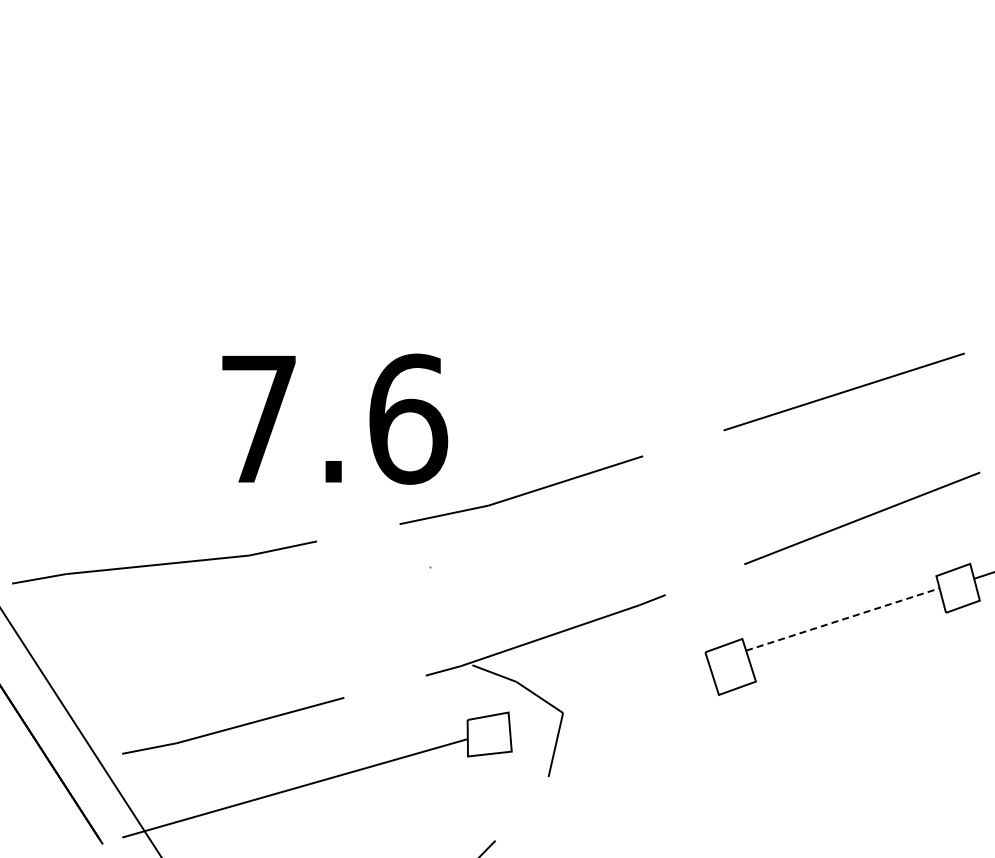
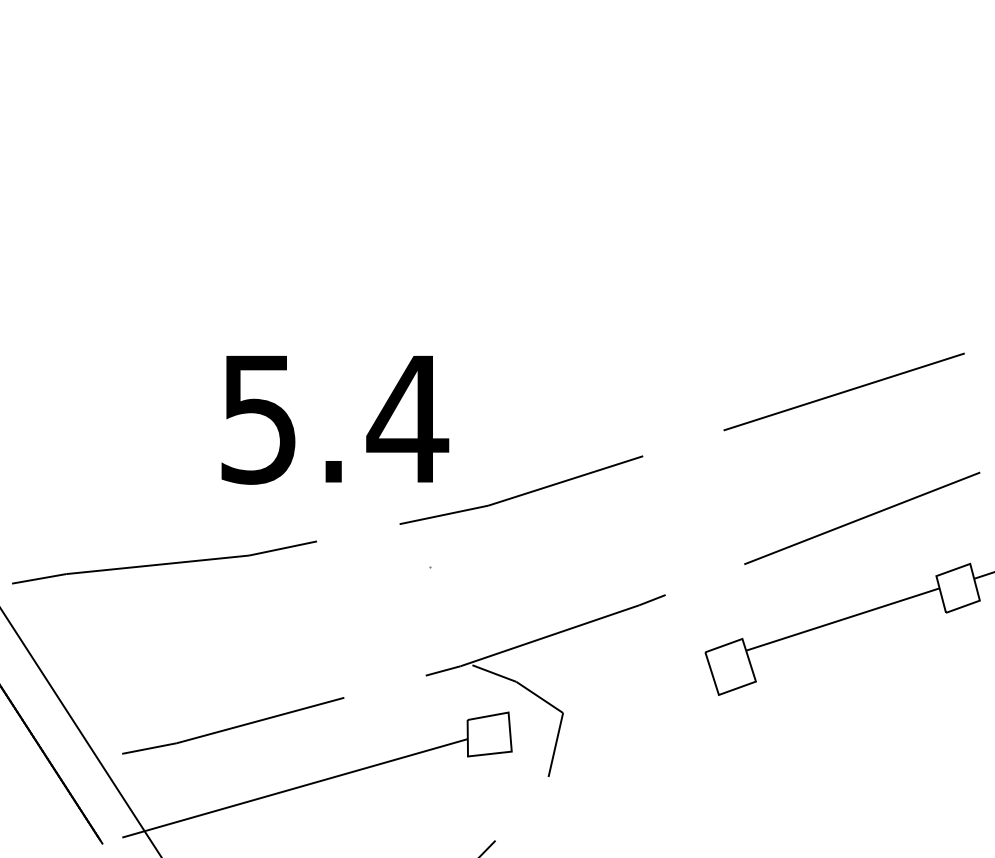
text: 7.6 -> 5.4 (335, 418)
line: dashed -> solid (842, 619)
